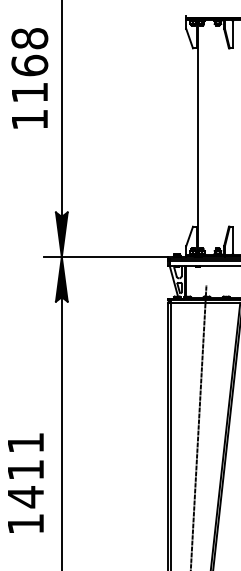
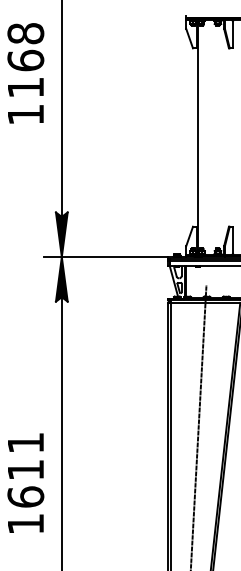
text position: (29, 78) -> (25, 73) (25, 73)
text: 1411 -> 1611 (25, 497)
